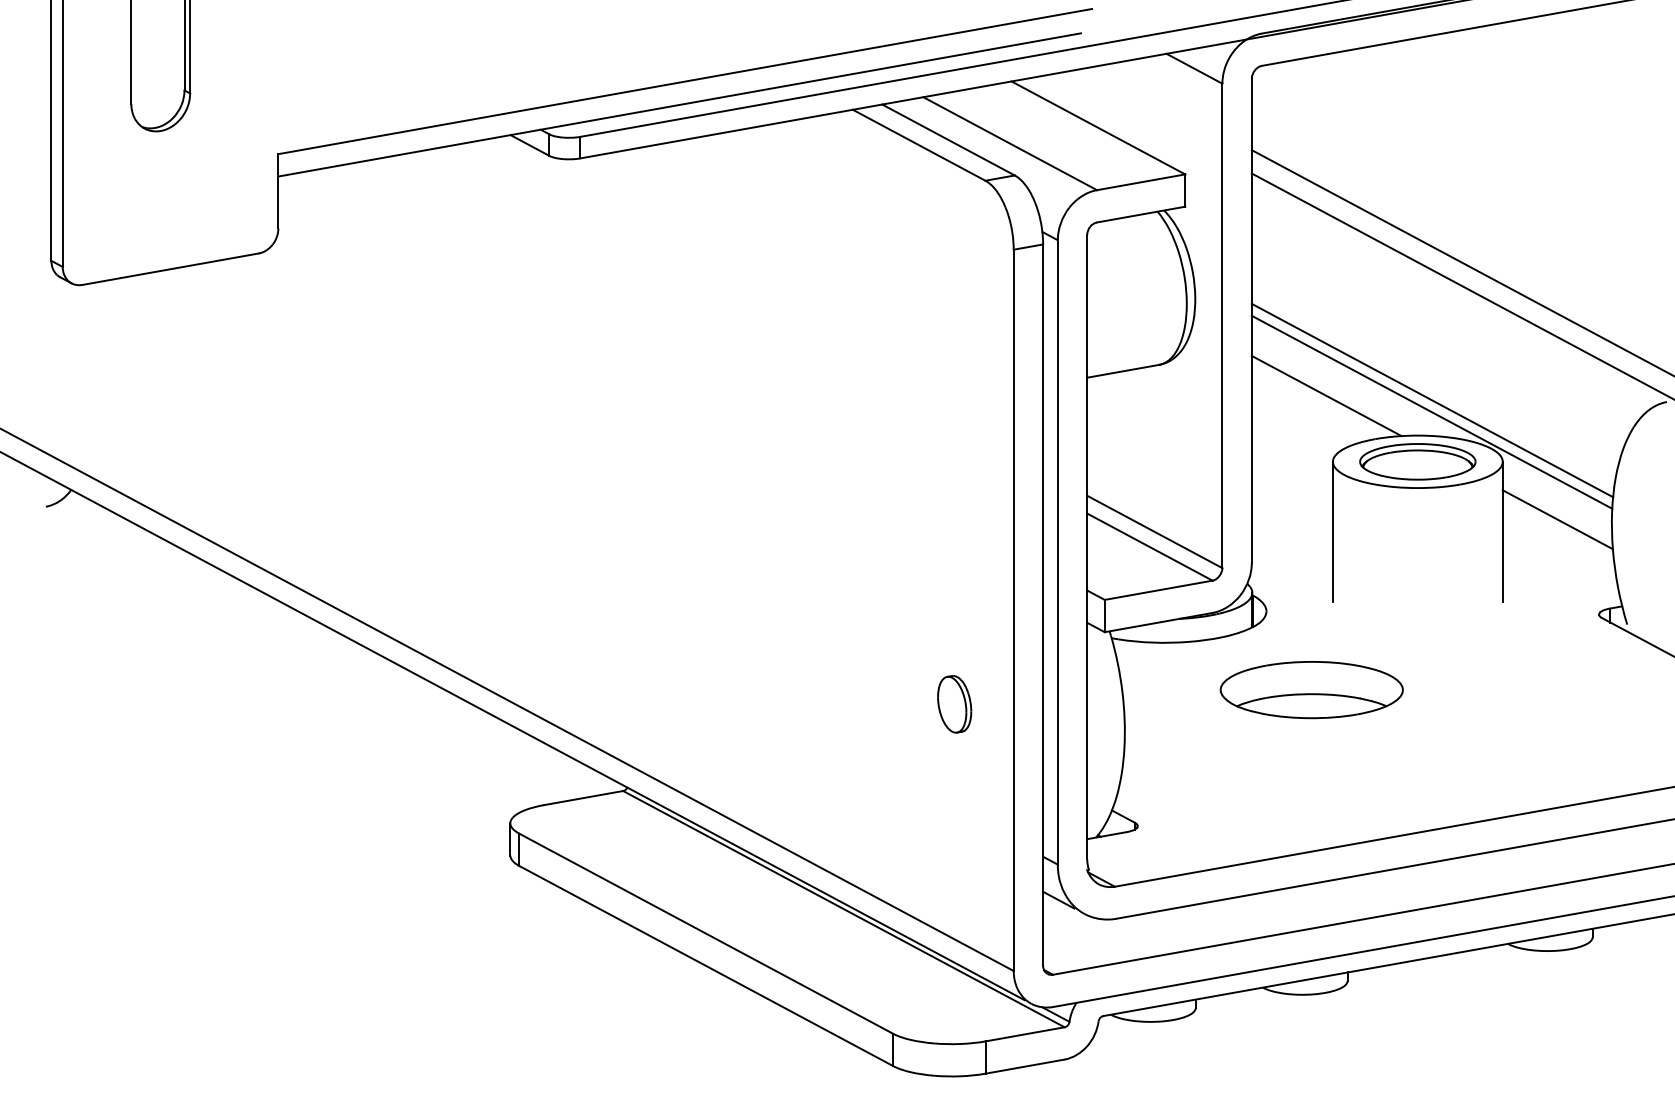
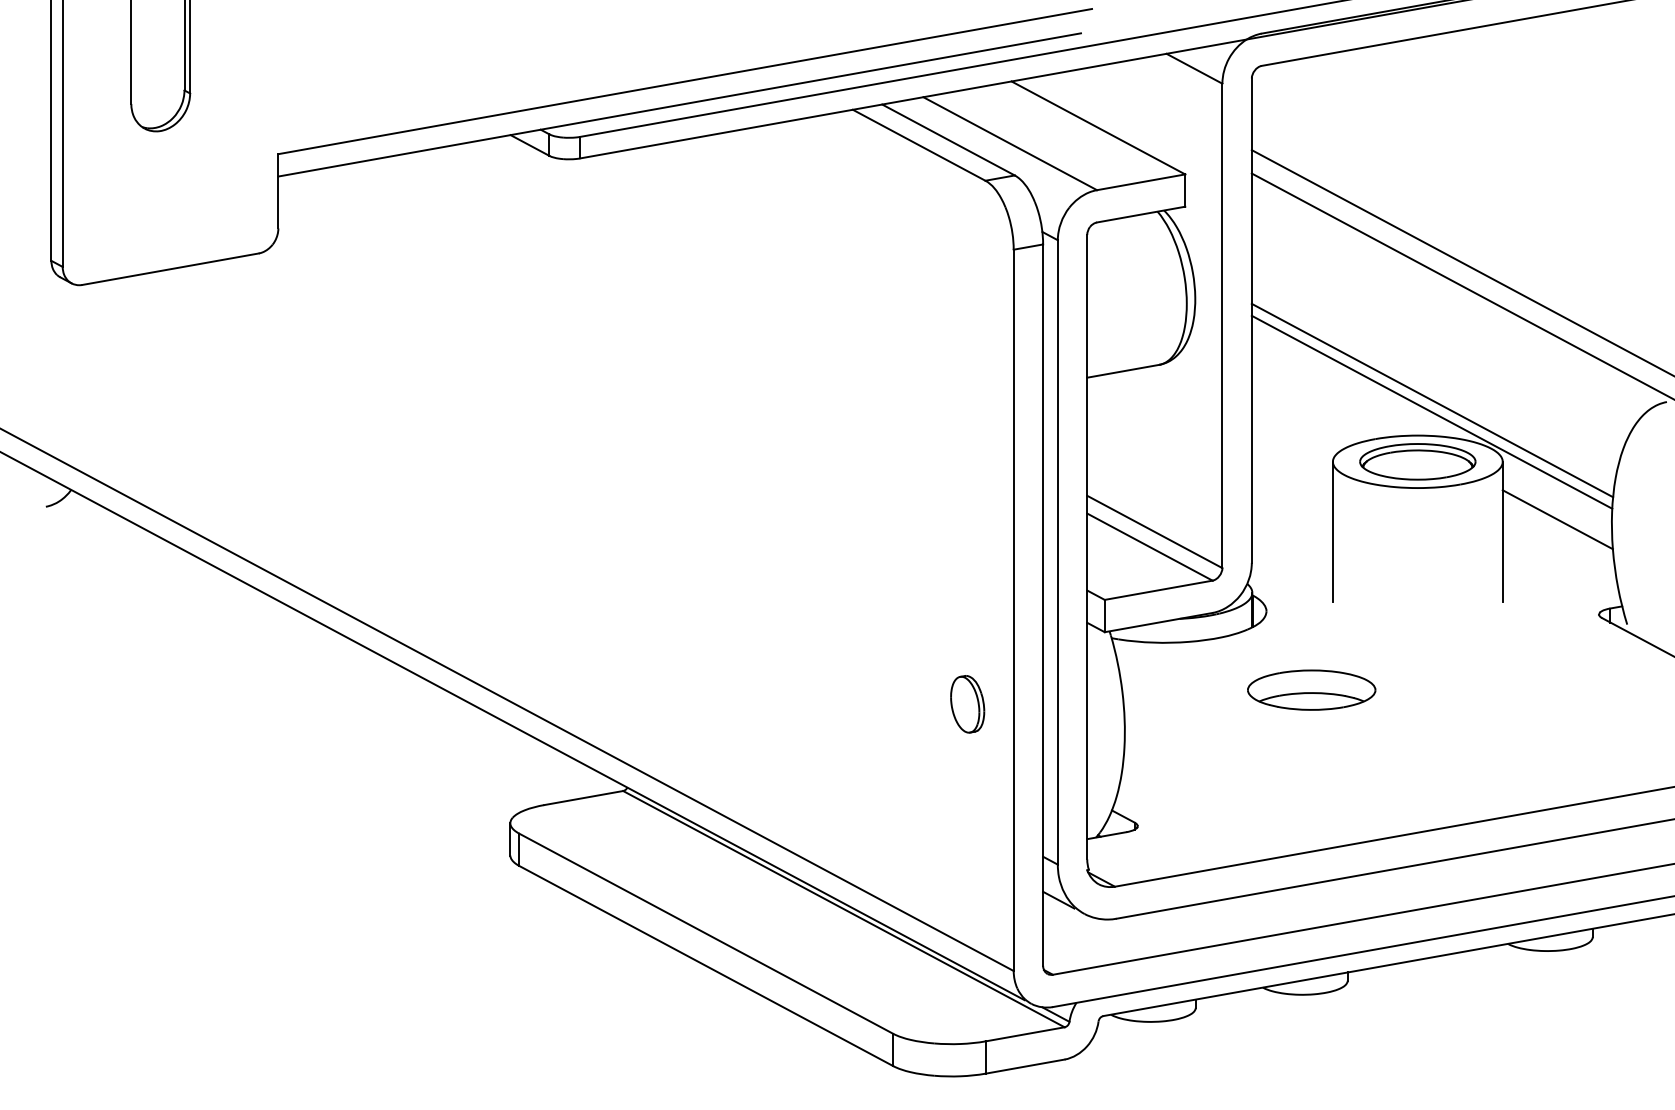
line: present -> none (1326, 395)
part size: 185x59 px -> 130x42 px (1311, 689)
part position: (954, 704) -> (967, 704) (967, 704)
